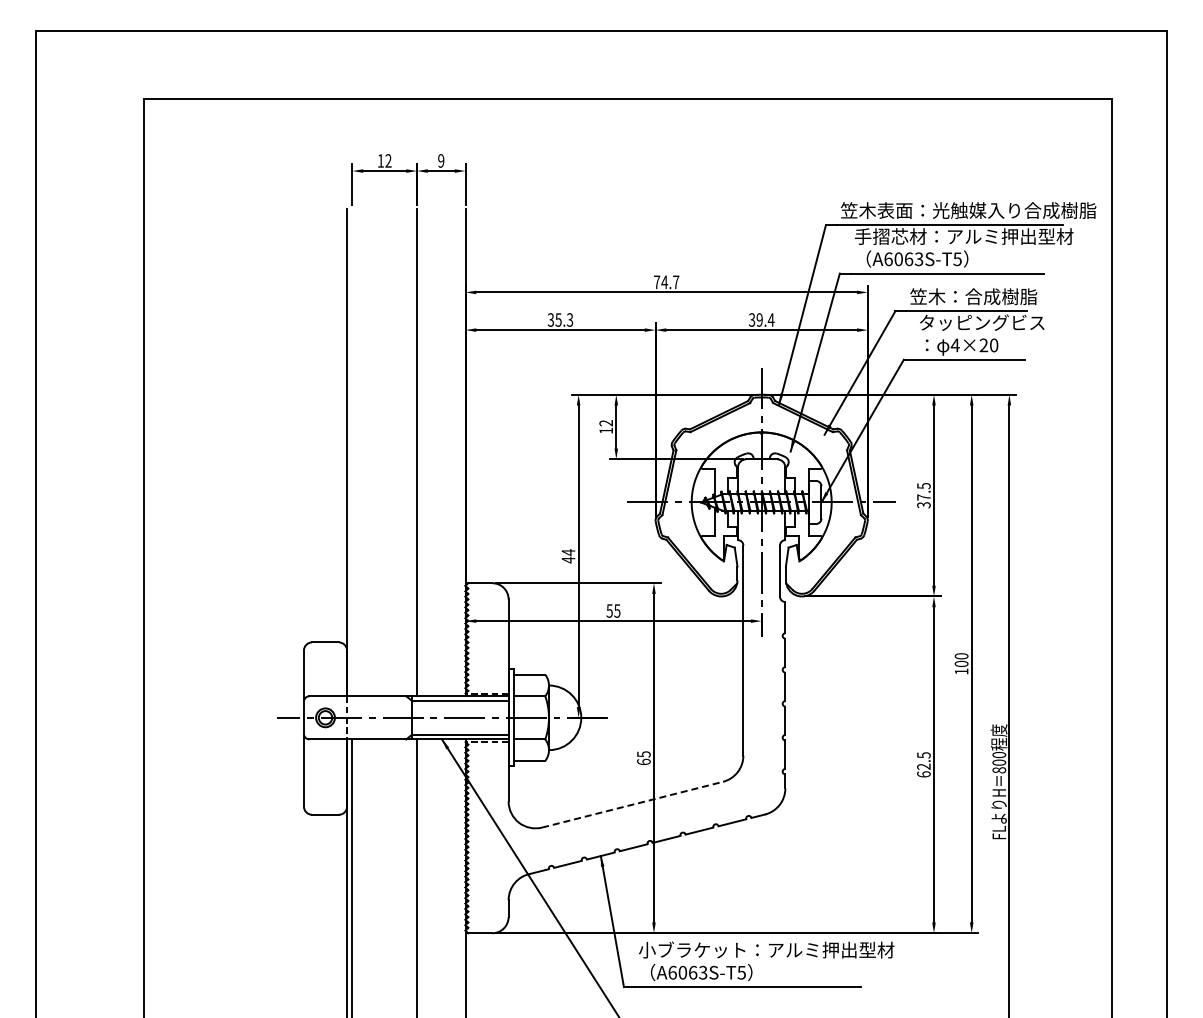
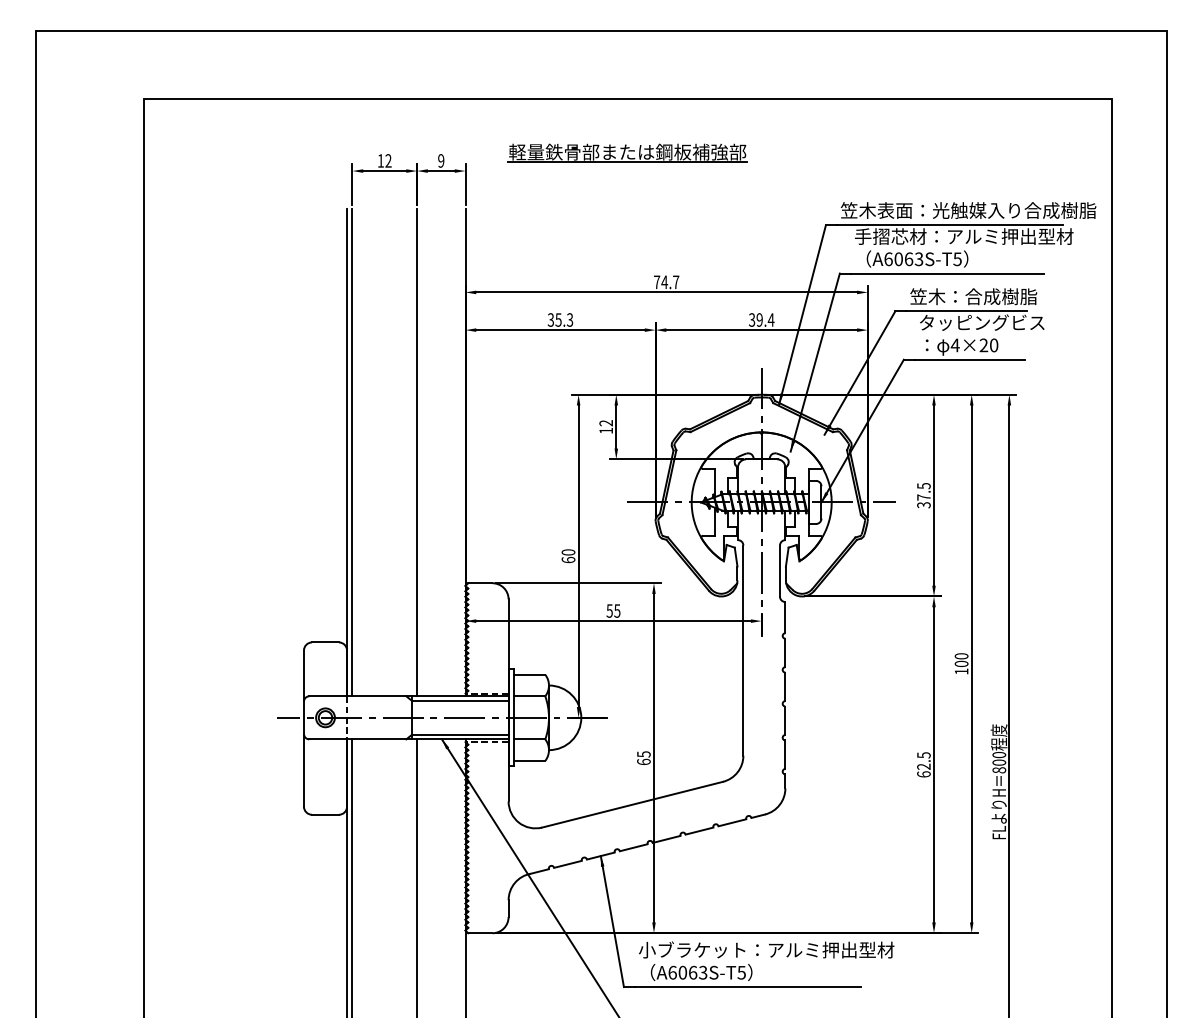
part: none -> present (627, 152)
line: none -> present (352, 452)
text: 44 -> 60 (568, 556)
line: dashed -> solid (633, 804)
